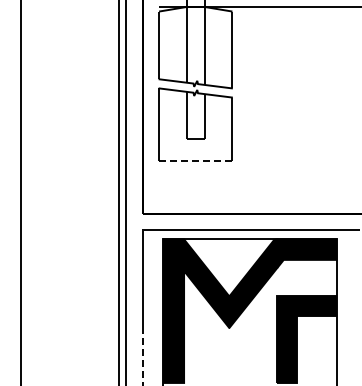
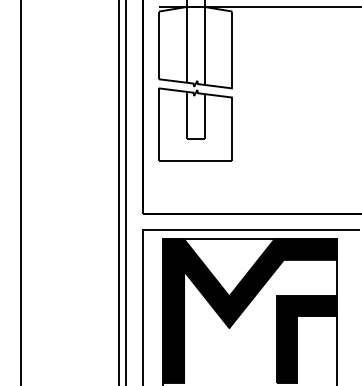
line: dashed -> solid (195, 160)
line: dashed -> solid (142, 356)
